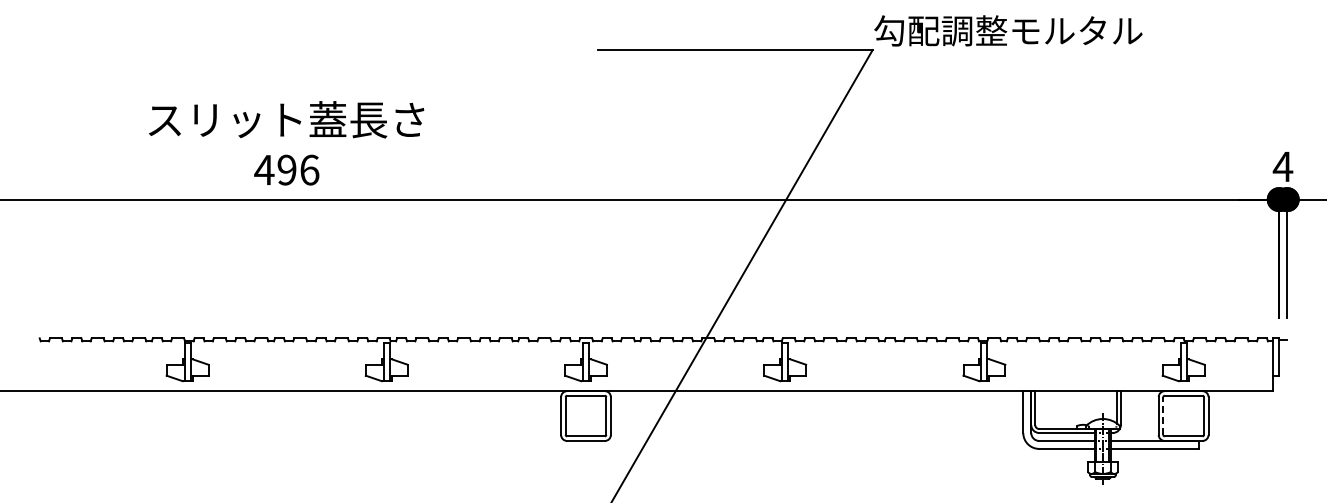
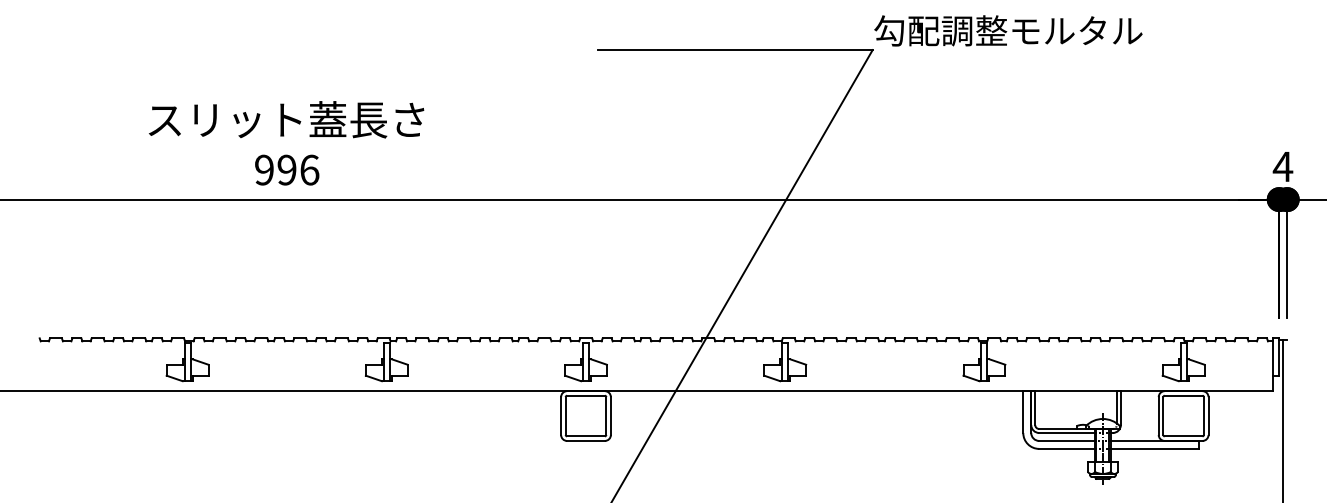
text: 496 -> 996 (264, 169)
line: dashed -> solid (1163, 416)
line: none -> present (1283, 419)
